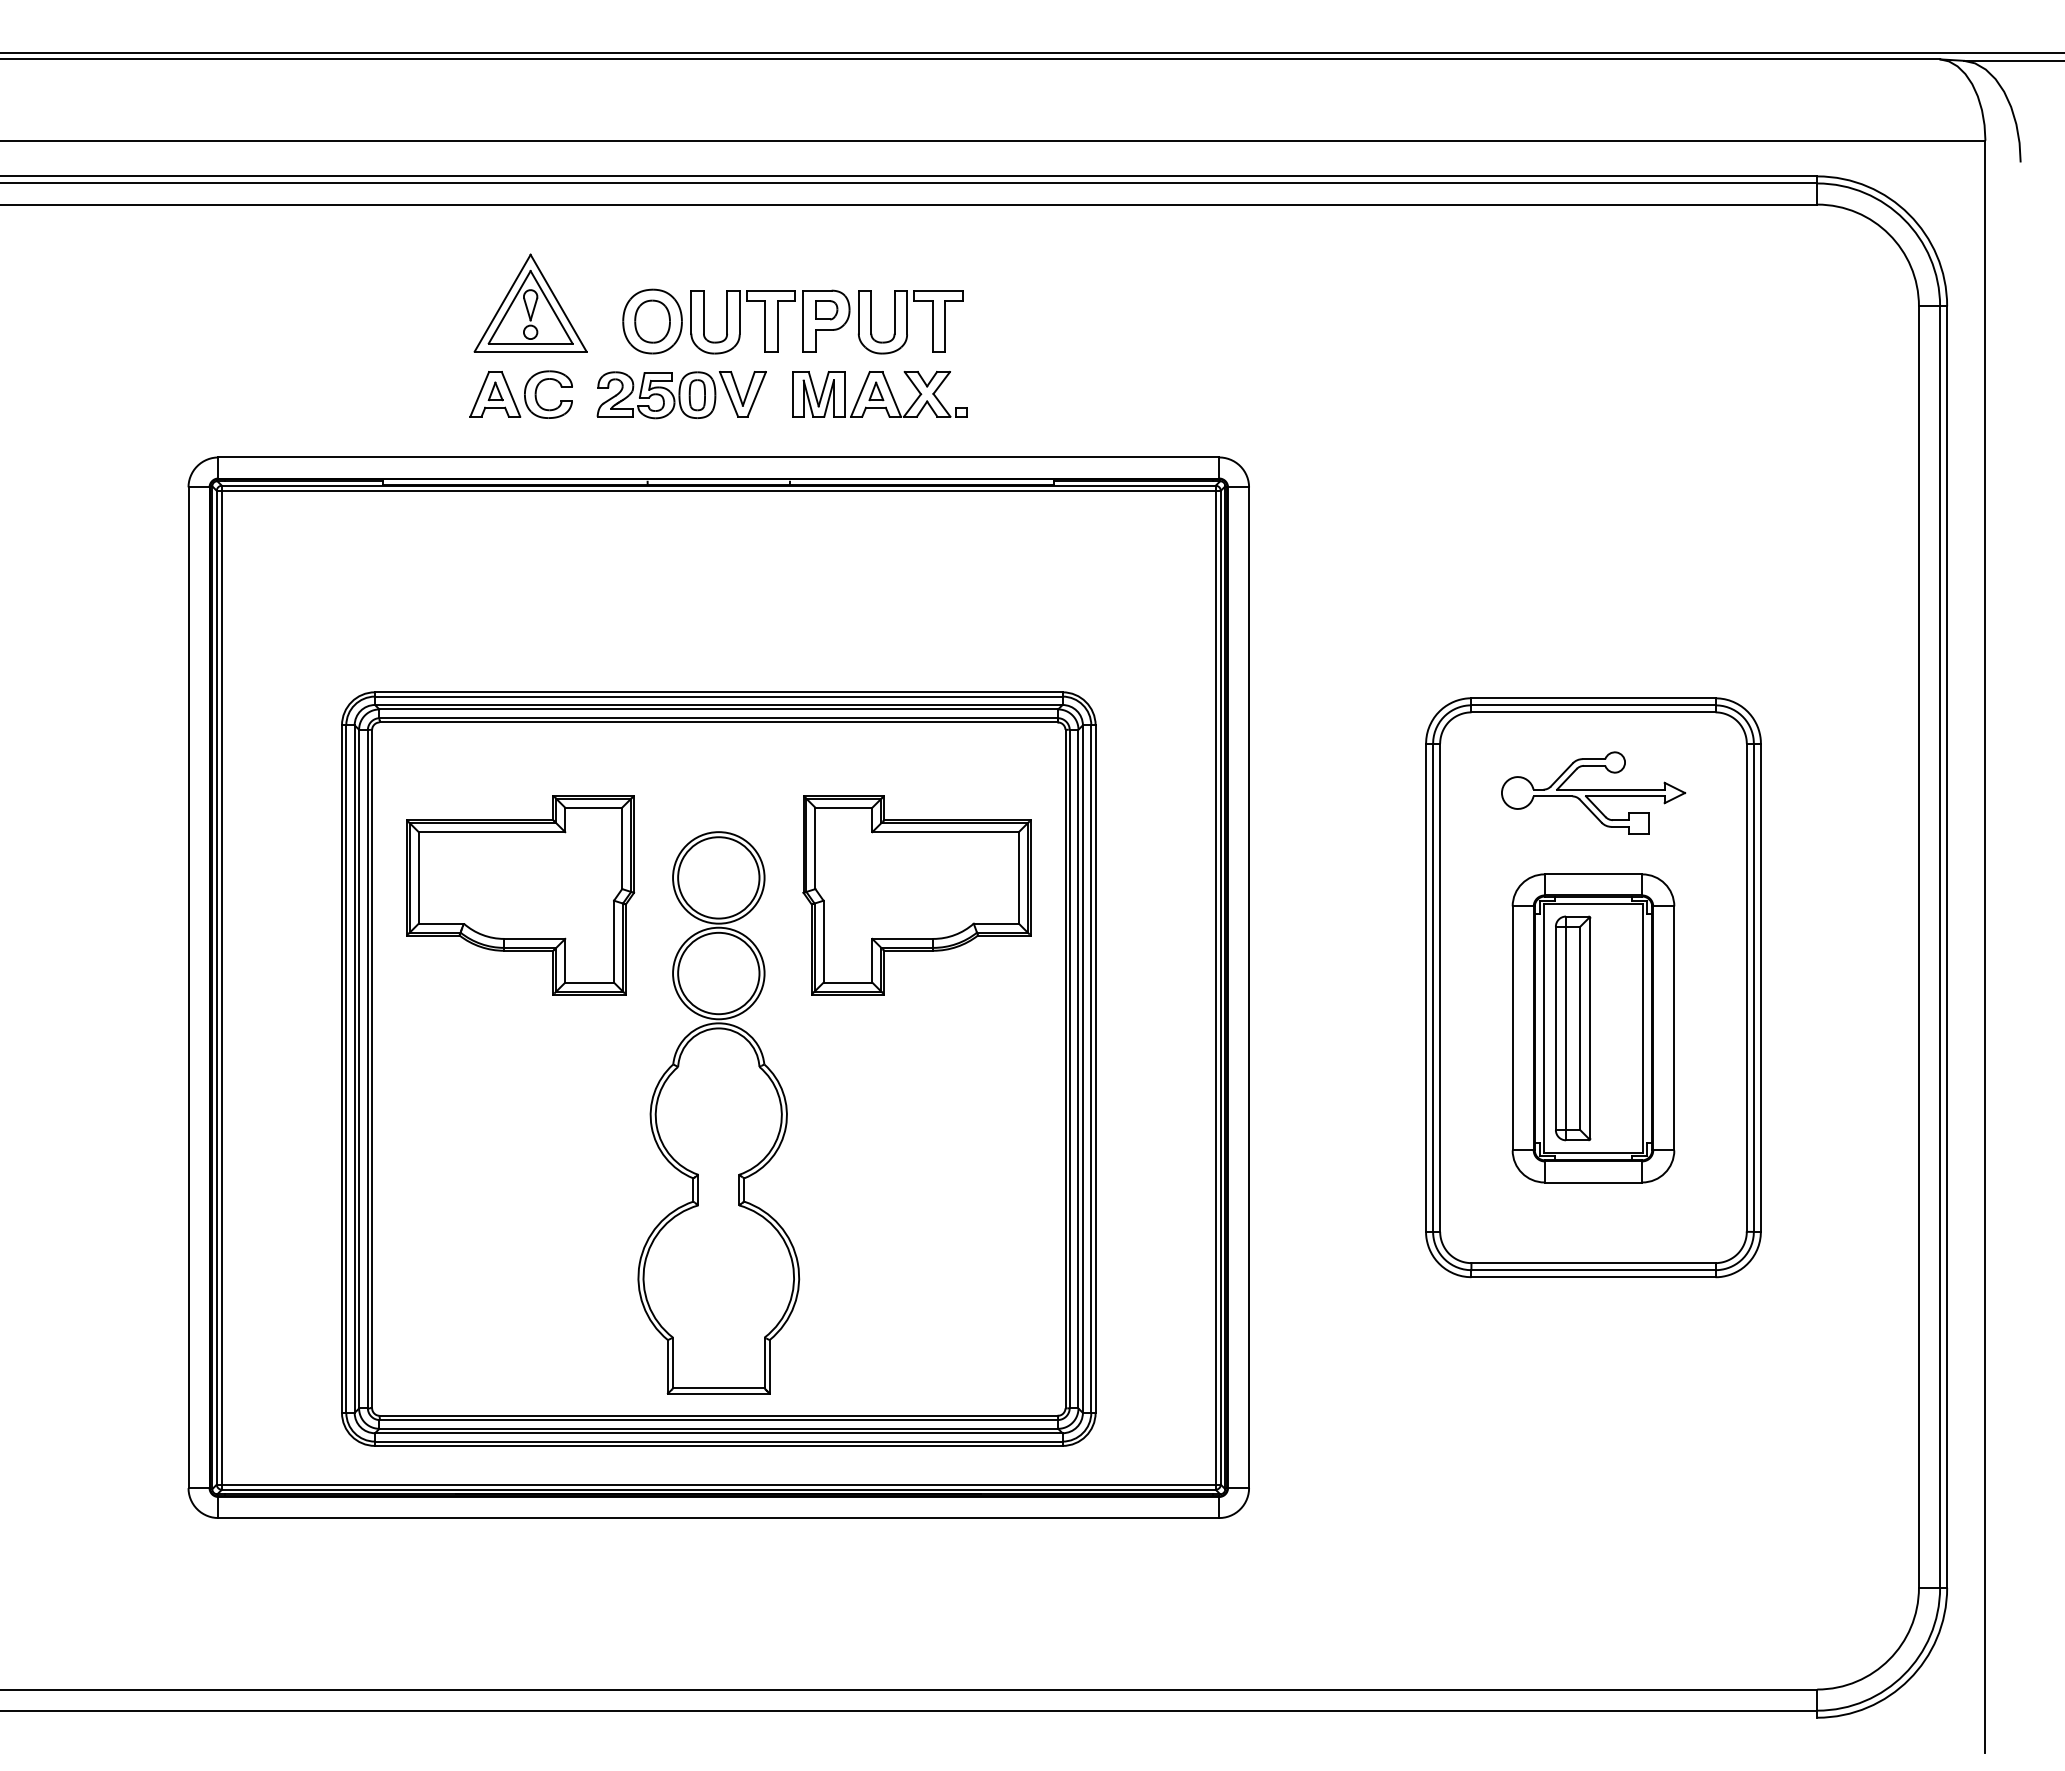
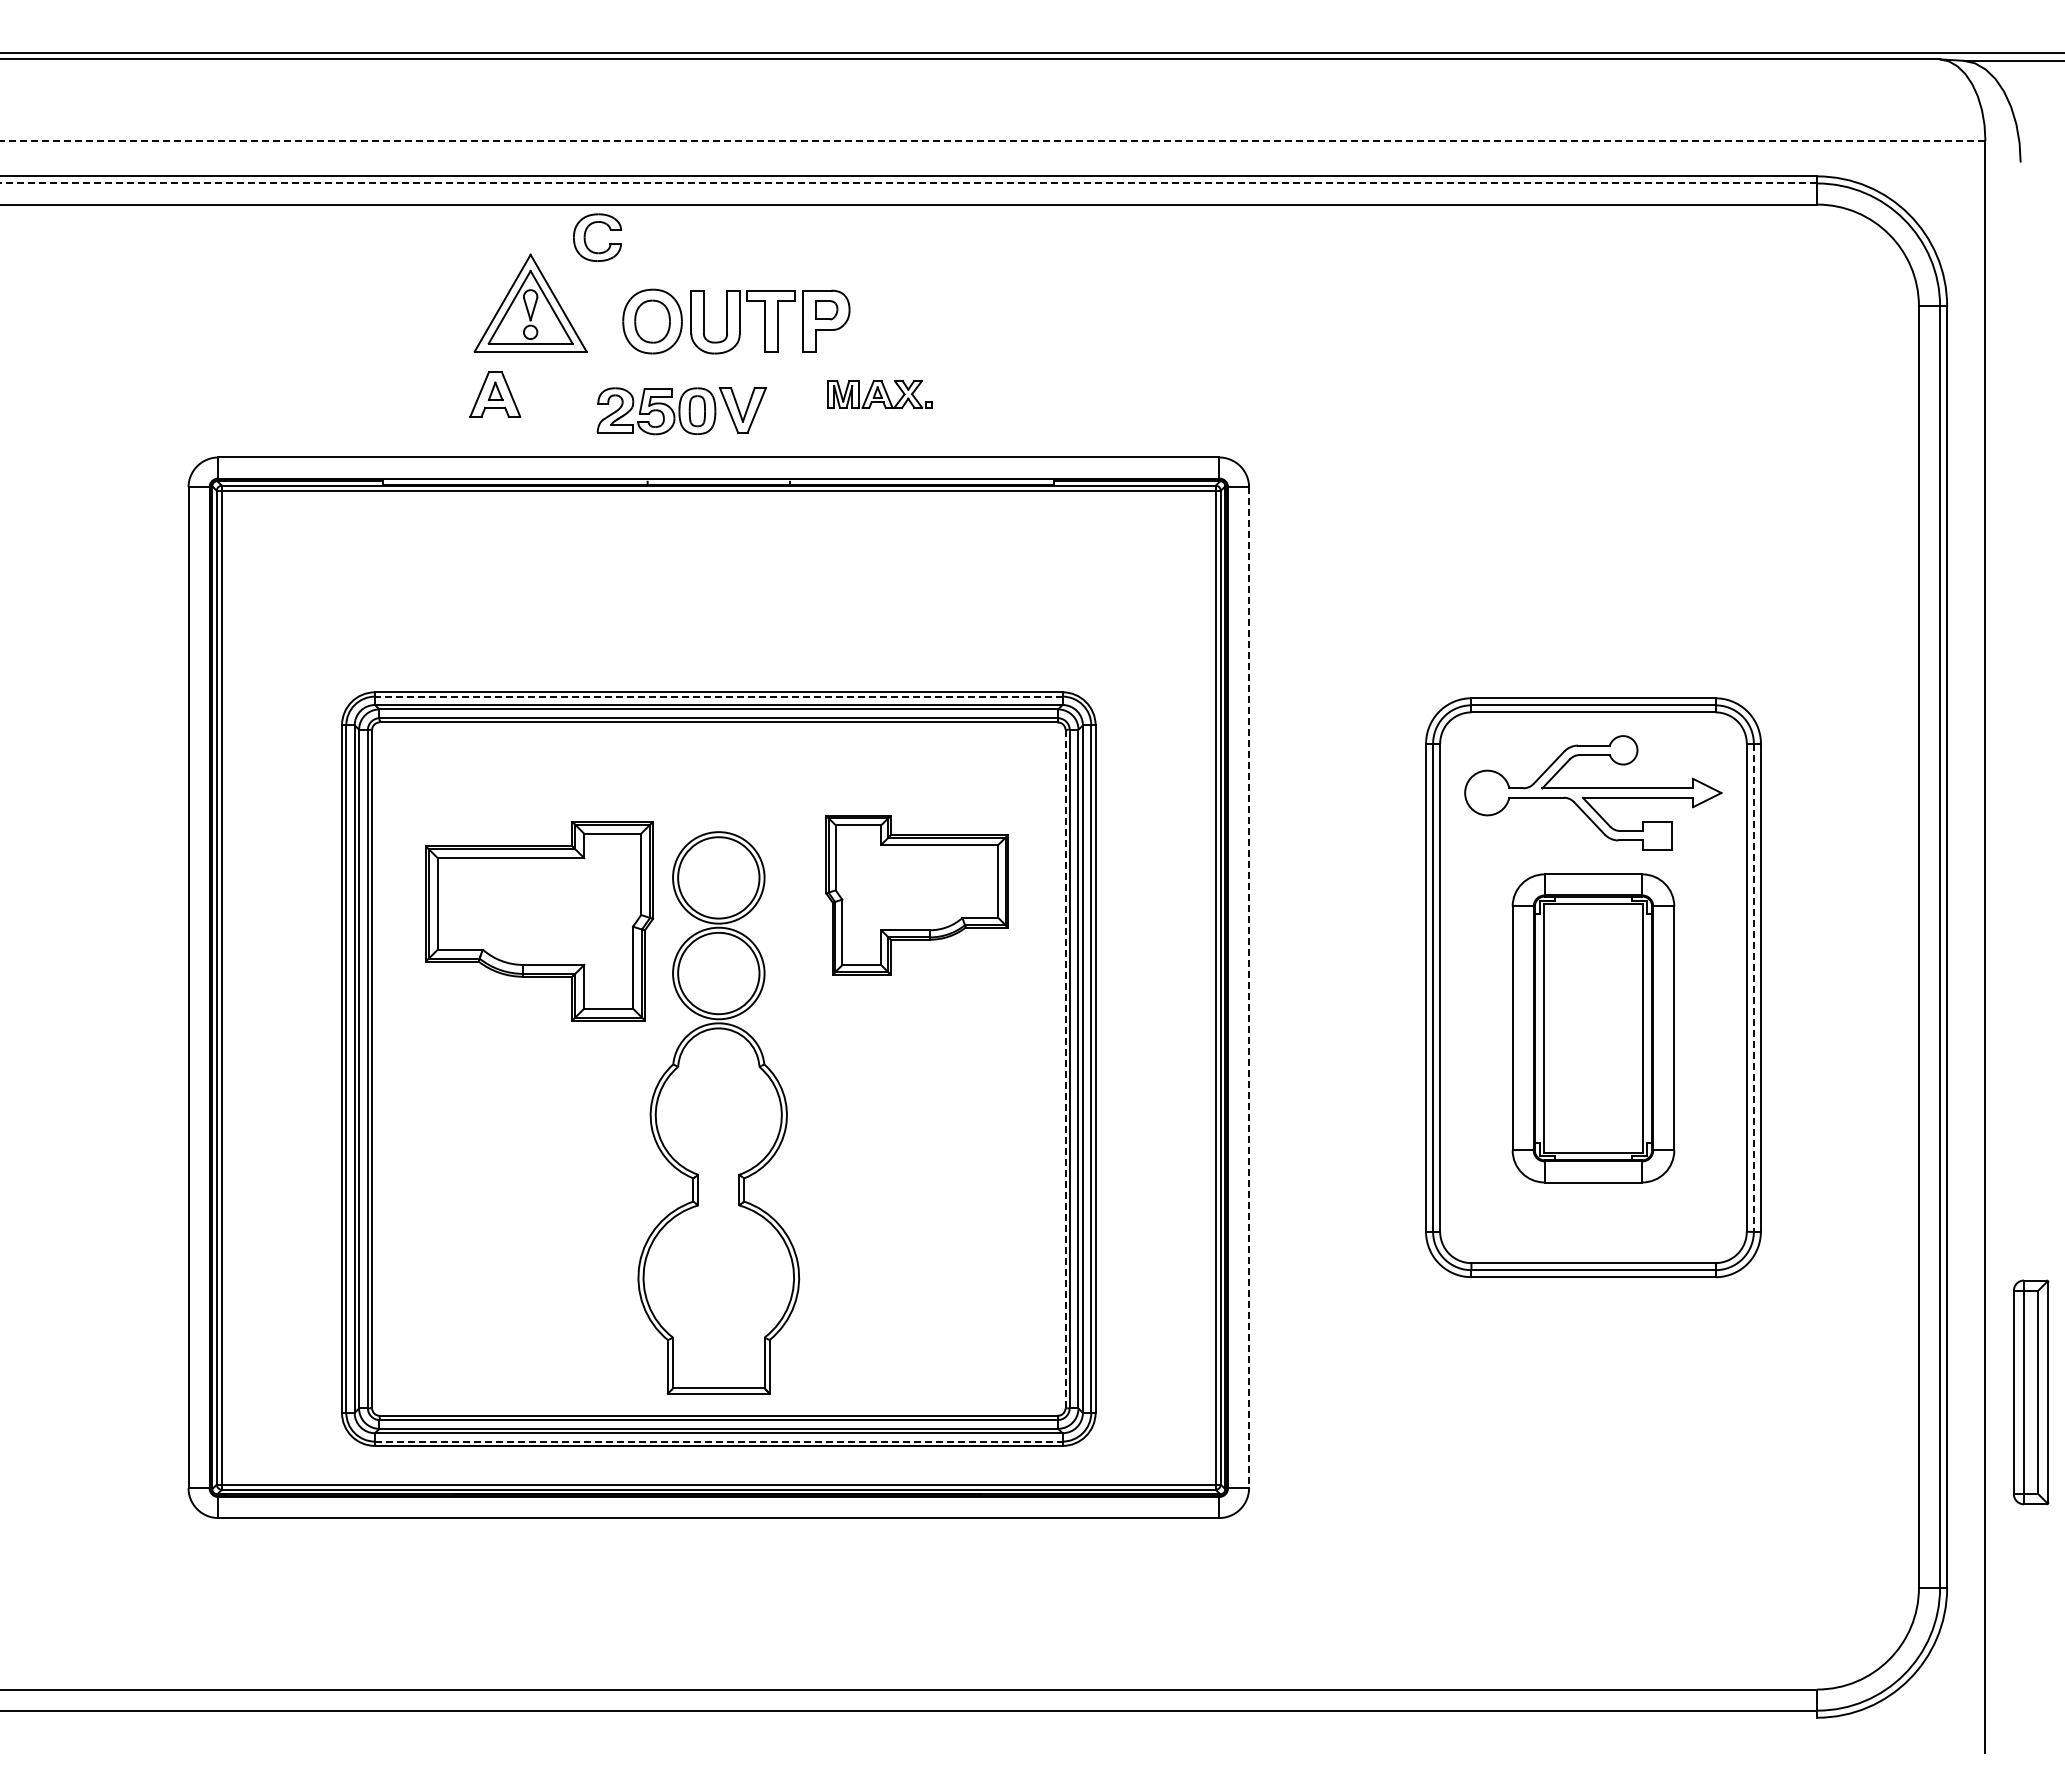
line: solid -> dashed (992, 140)
line: solid -> dashed (908, 183)
part: present -> none (910, 322)
part position: (536, 394) -> (585, 237) (585, 237)
part size: 176x47 px -> 106x29 px (879, 394)
part position: (681, 395) -> (681, 411) (681, 411)
line: solid -> dashed (718, 696)
part size: 186x84 px -> 259x116 px (1593, 792)
part position: (520, 895) -> (539, 921) (539, 921)
part size: 230x201 px -> 184x161 px (916, 895)
line: solid -> dashed (1249, 988)
line: solid -> dashed (1753, 988)
part position: (1573, 1028) -> (2031, 1392) (2031, 1392)
line: solid -> dashed (1065, 1069)
line: solid -> dashed (718, 1441)
